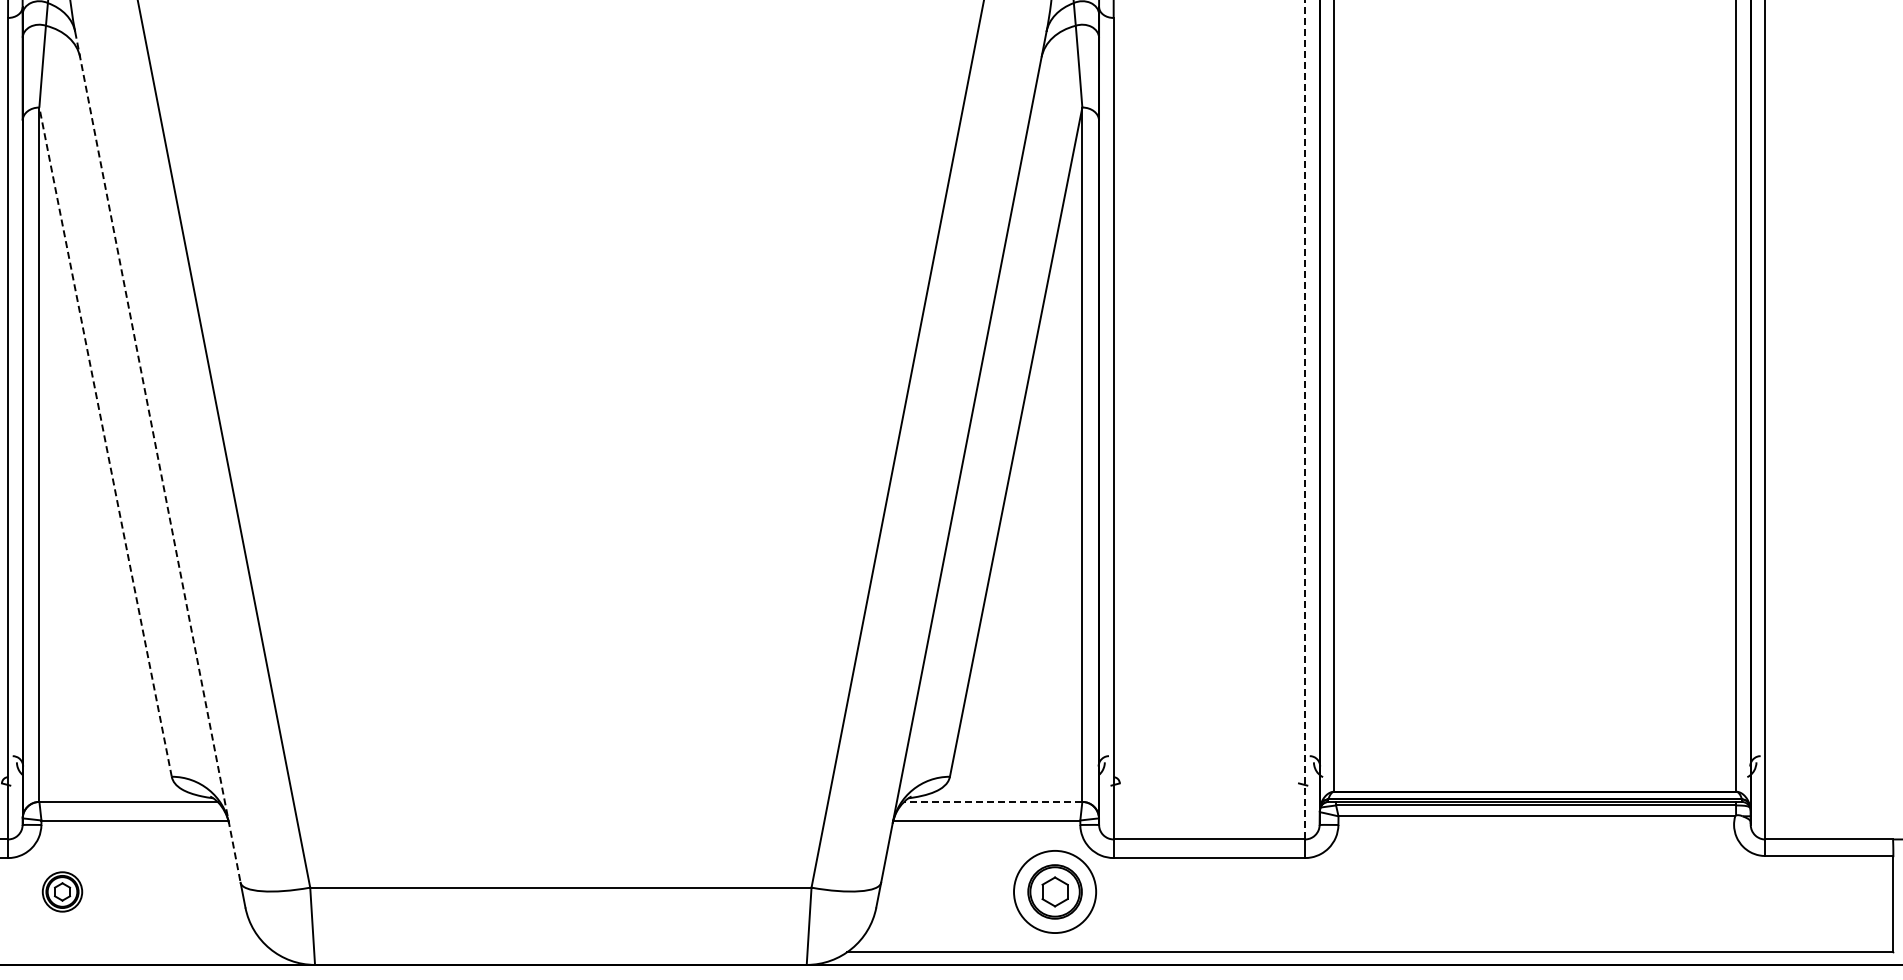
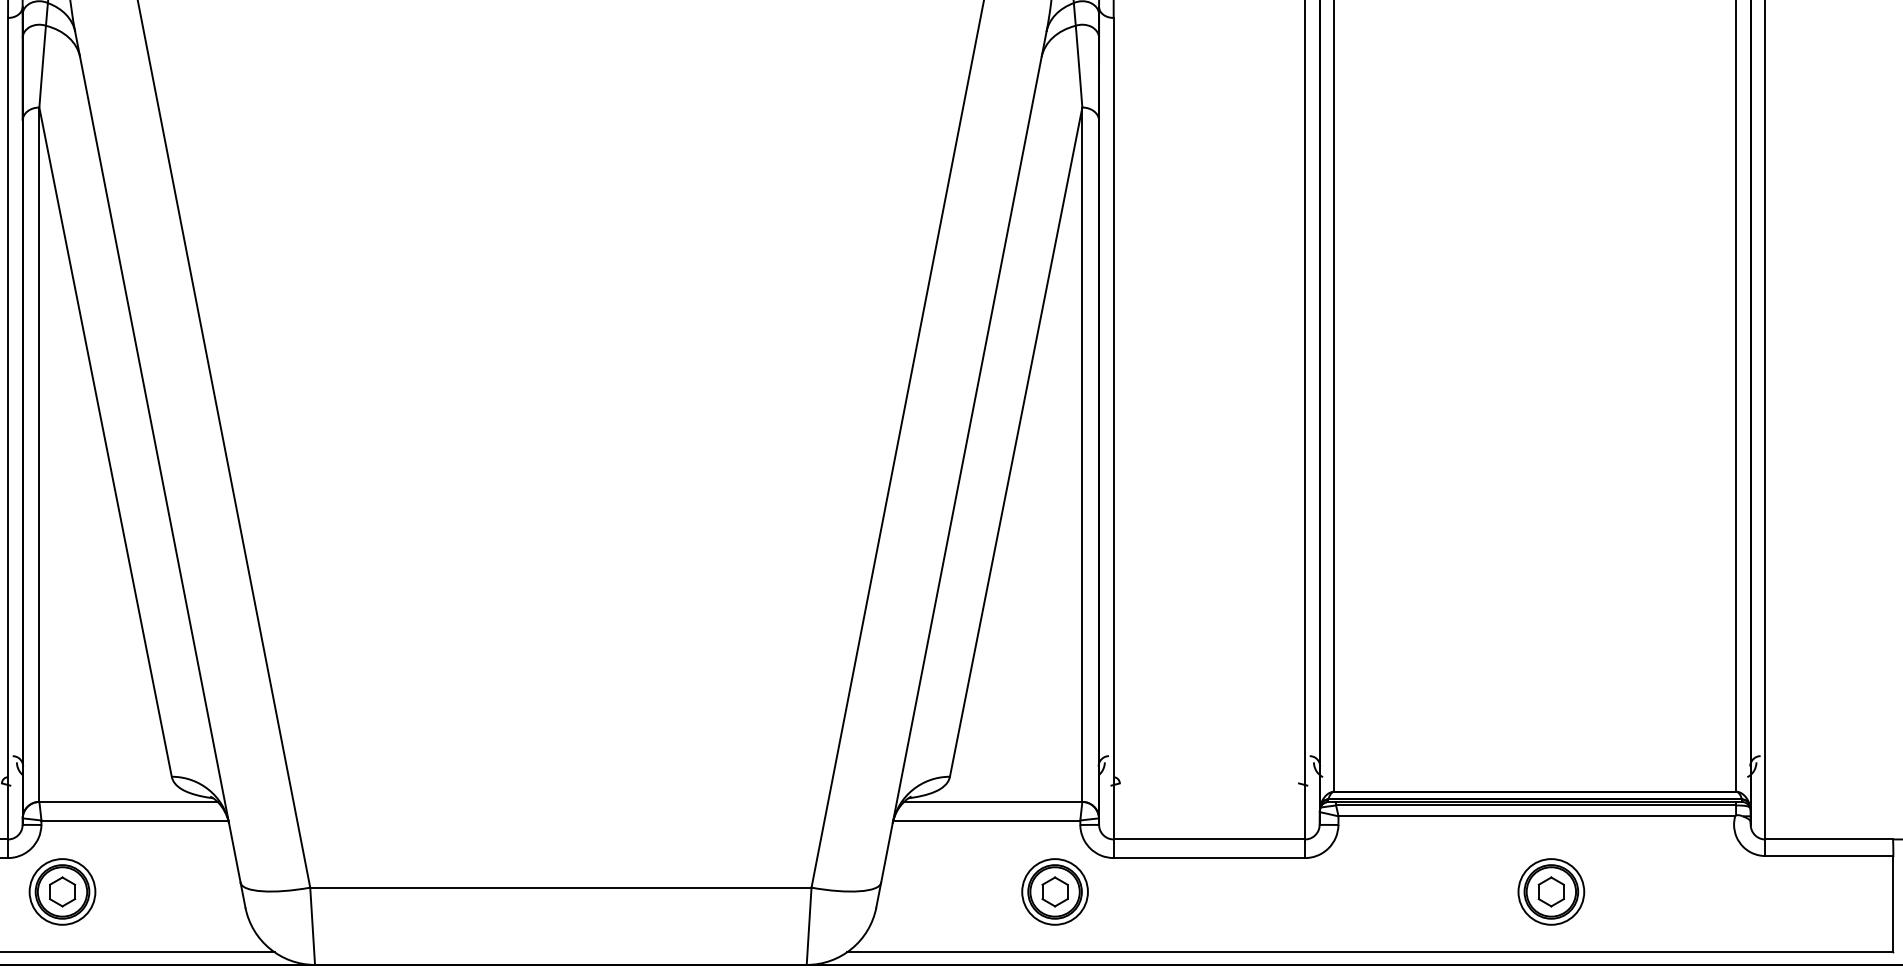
line: dashed -> solid (1305, 419)
line: dashed -> solid (105, 441)
line: dashed -> solid (158, 457)
line: dashed -> solid (992, 801)
part size: 43x42 px -> 69x68 px (62, 891)
circle diameter: 82 px -> 66 px (1054, 891)
part: none -> present (1551, 891)
line: none -> present (138, 952)
